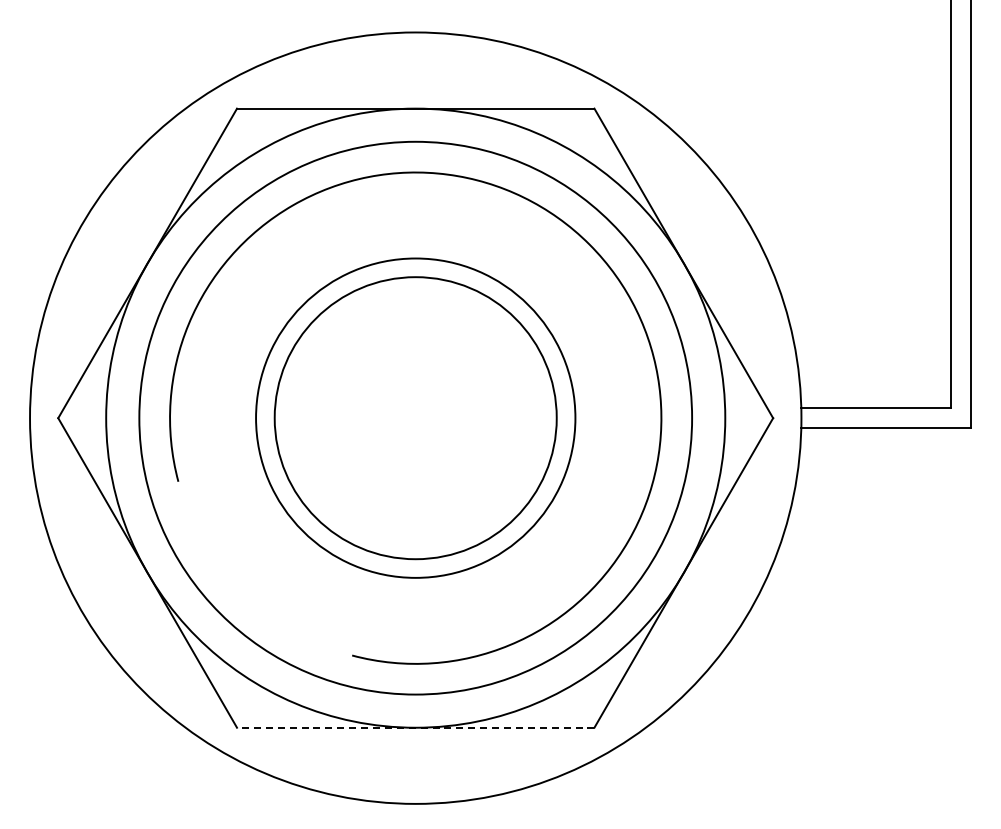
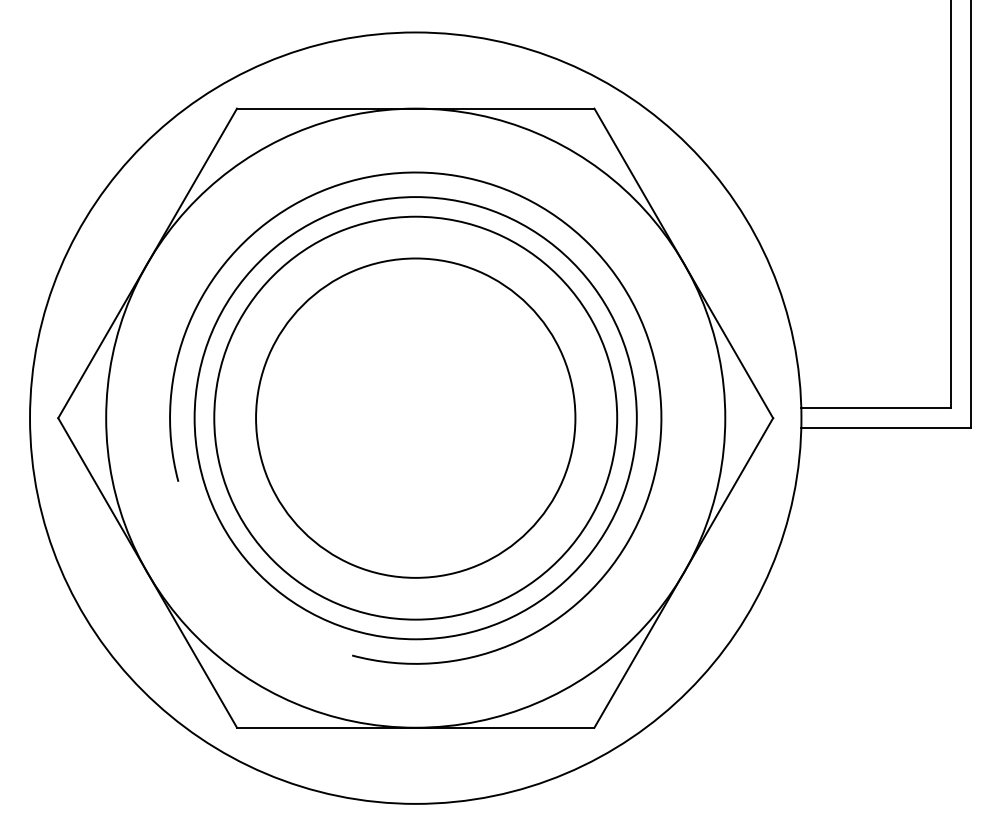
circle diameter: 553 px -> 442 px (415, 418)
circle diameter: 282 px -> 403 px (415, 417)
line: dashed -> solid (415, 727)
